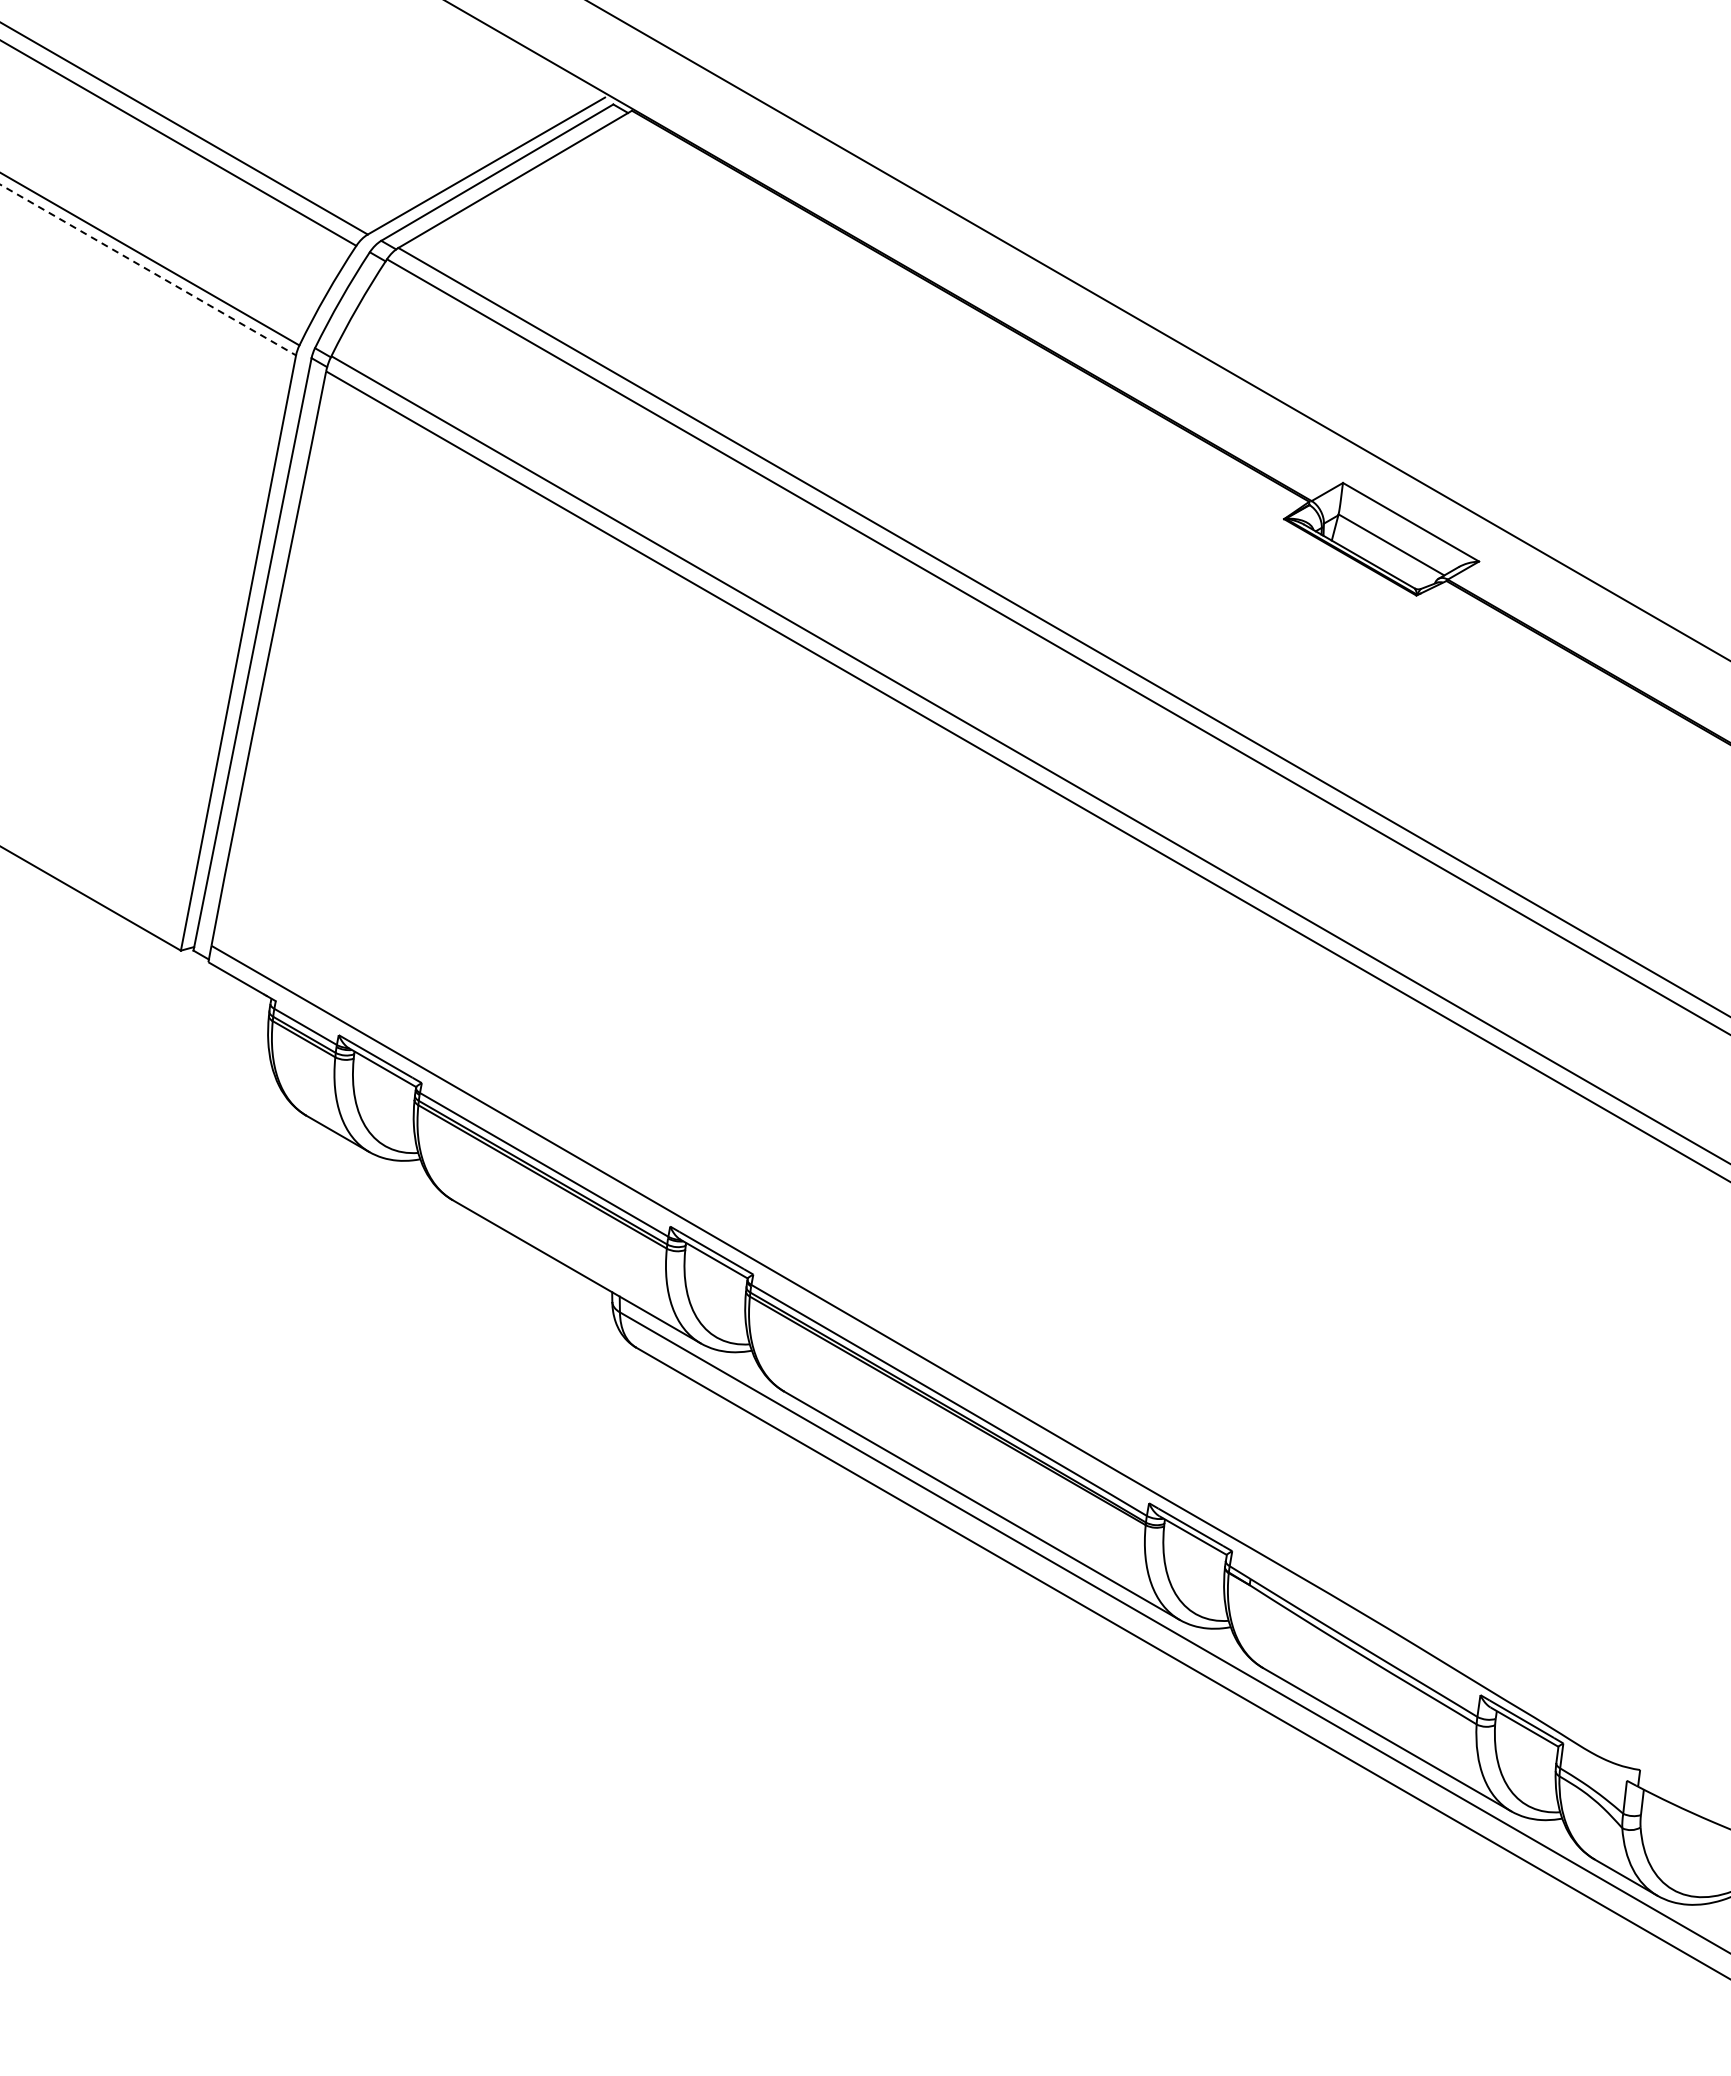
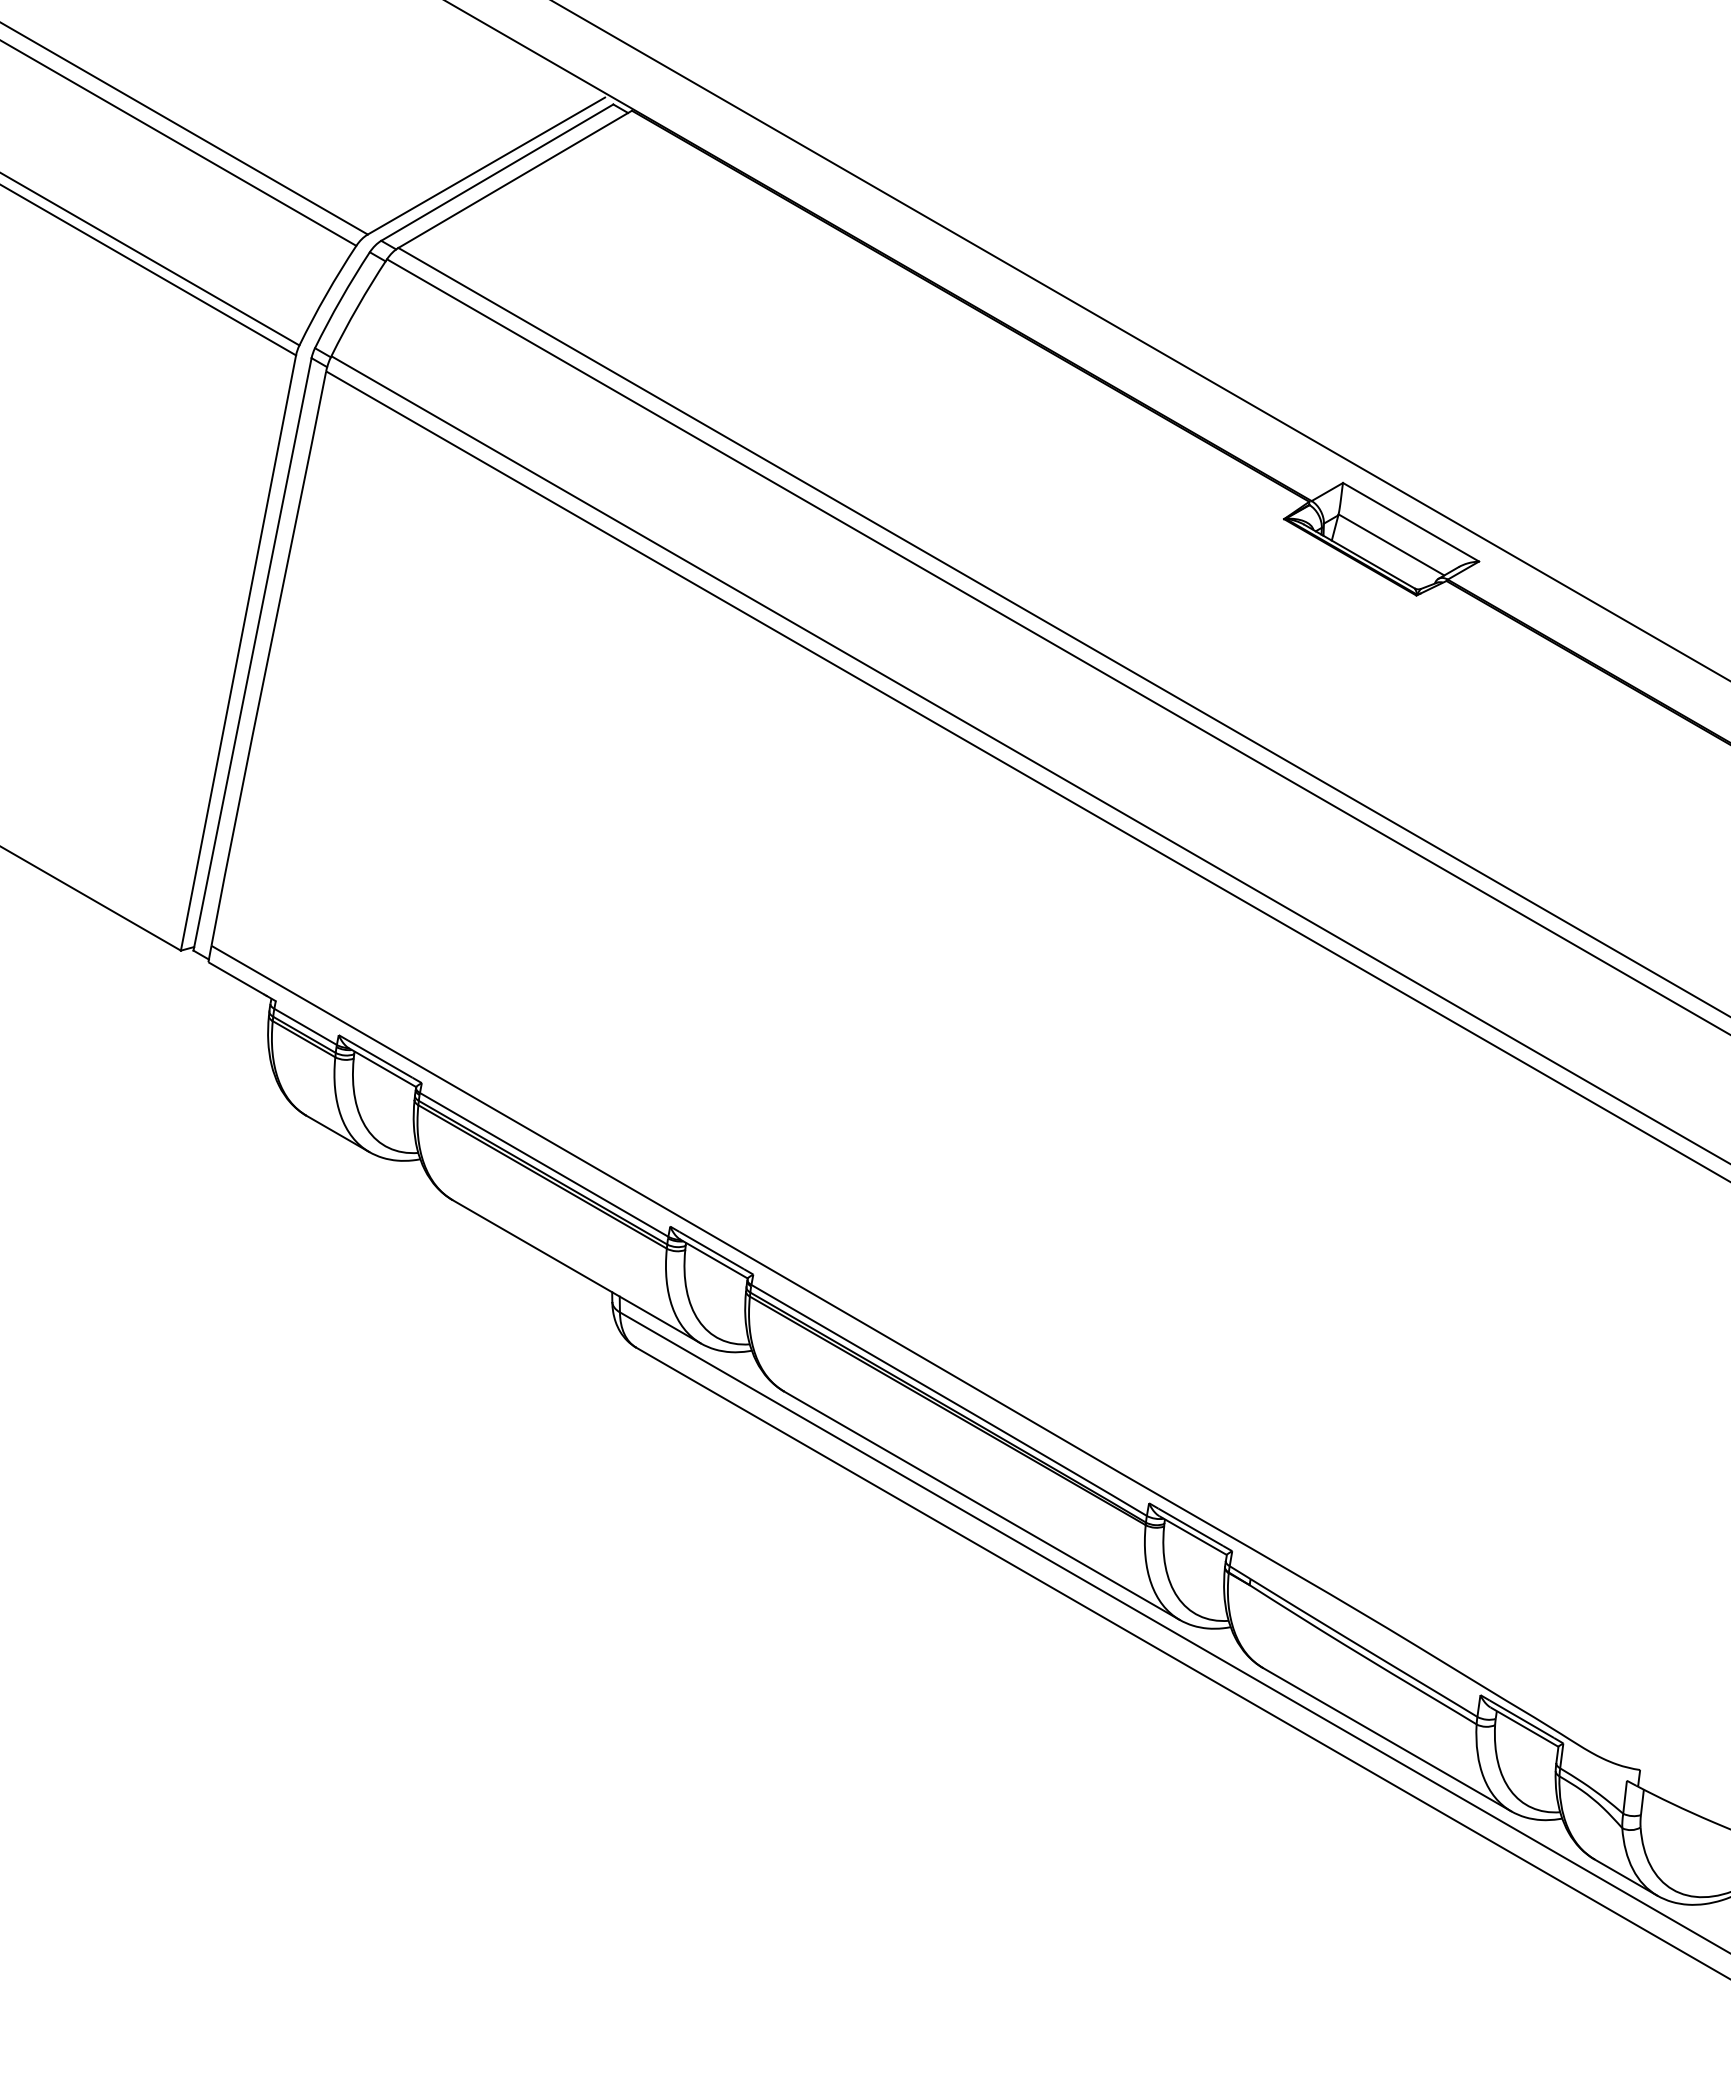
line: dashed -> solid (148, 270)
line position: (1158, 330) -> (1140, 340) (1140, 340)
